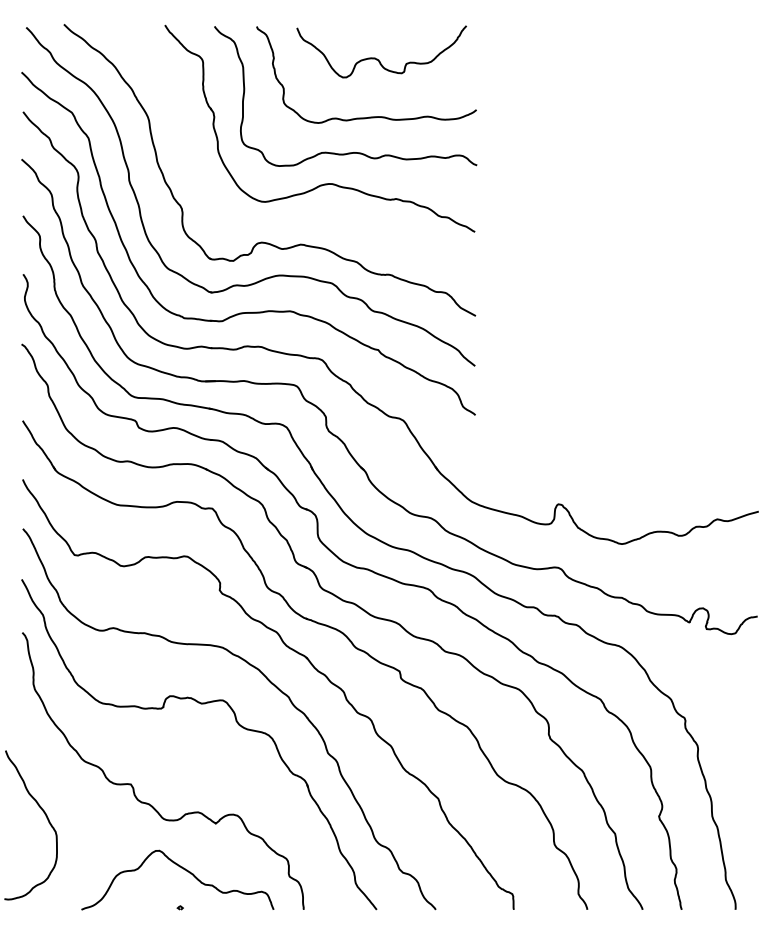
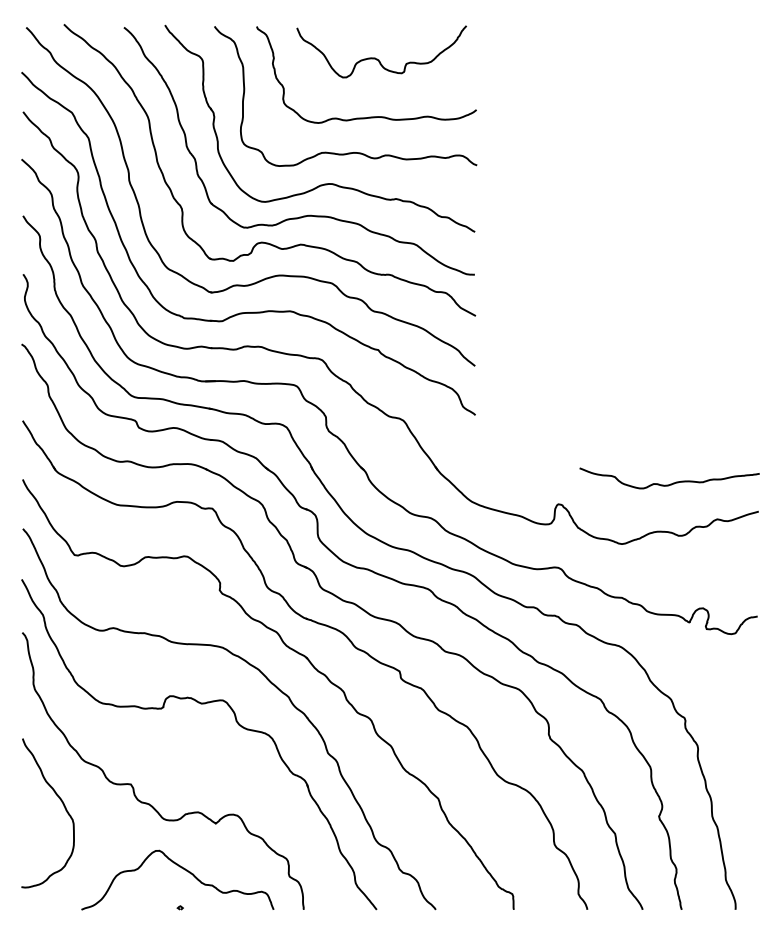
part: none -> present (309, 214)
curve: none -> present (670, 483)
curve position: (46, 818) -> (63, 806) (63, 806)
